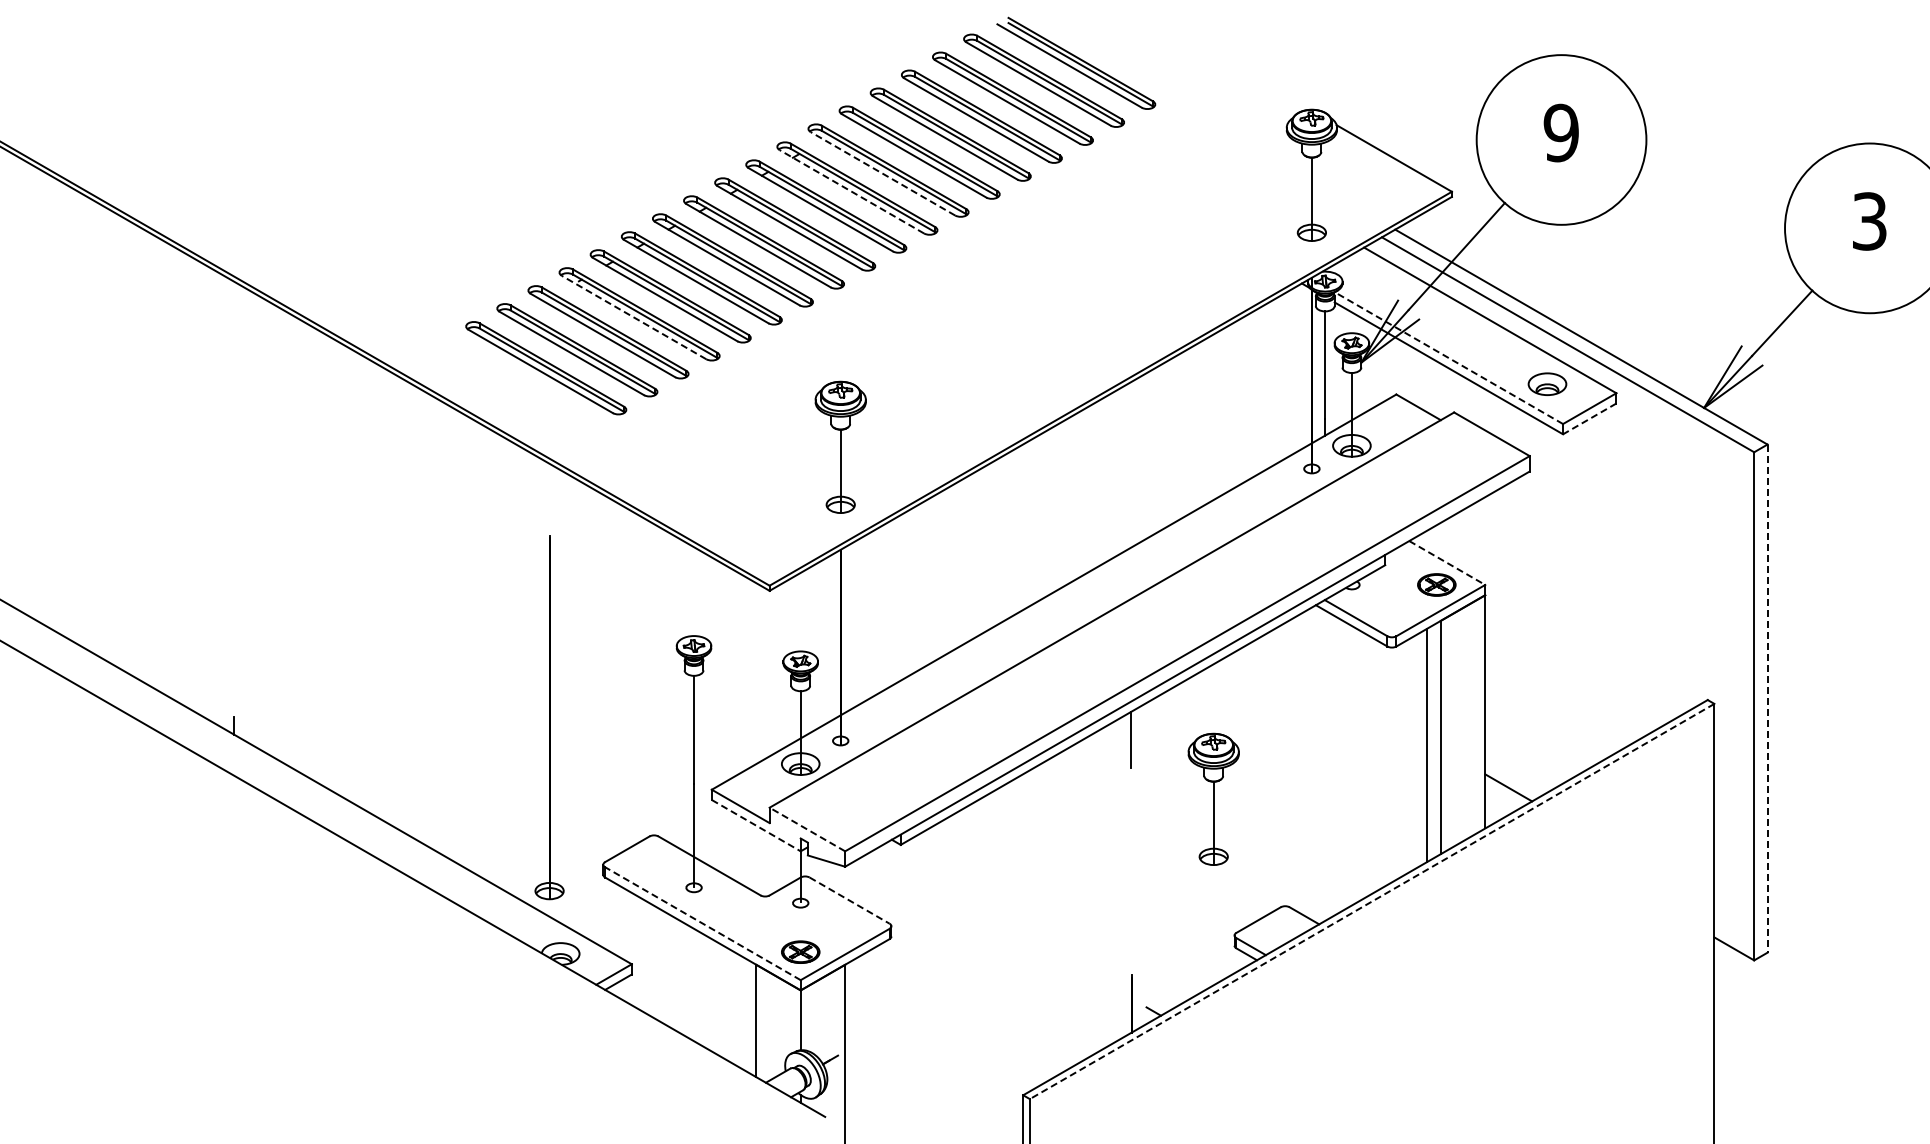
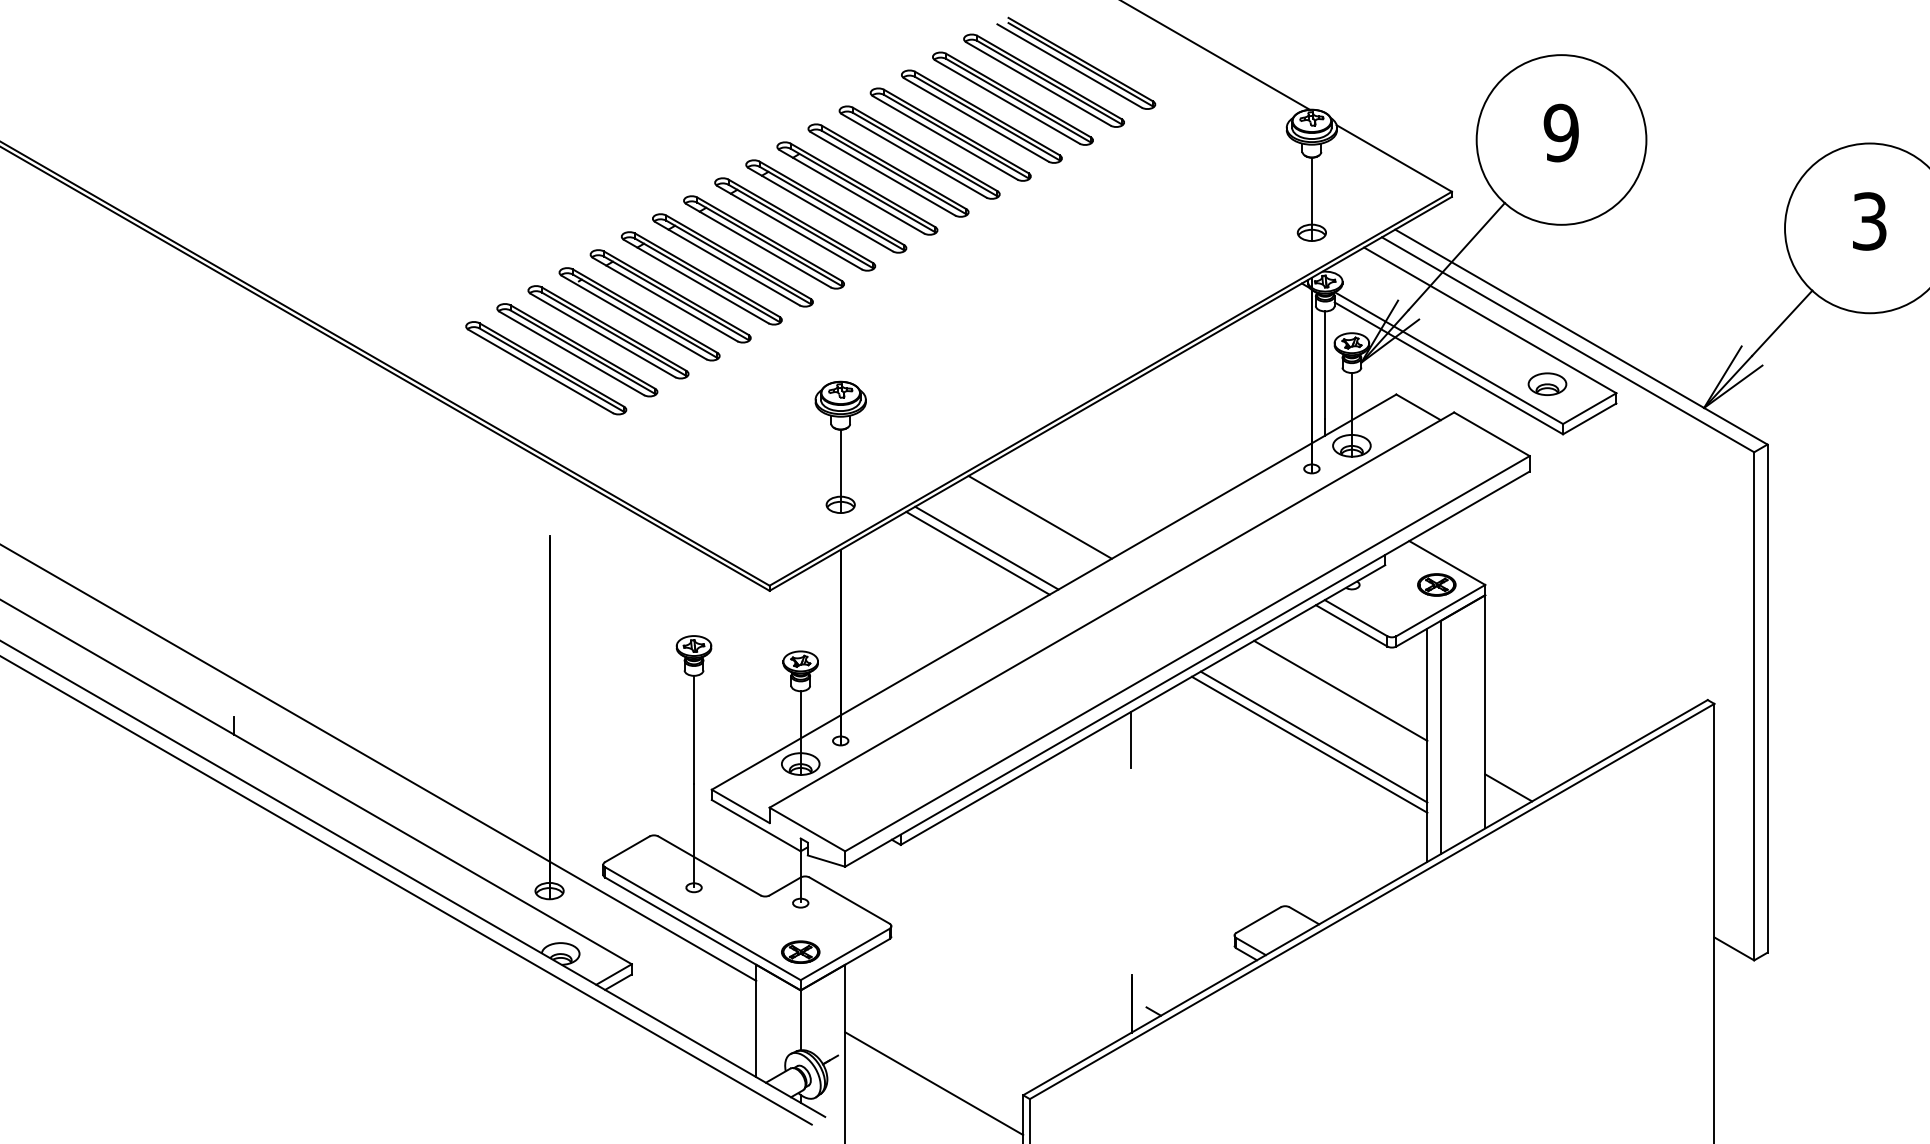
line: none -> present (1216, 55)
line: dashed -> solid (882, 173)
line: dashed -> solid (851, 191)
line: dashed -> solid (633, 317)
line: dashed -> solid (1448, 358)
line: dashed -> solid (1589, 418)
line: none -> present (1039, 517)
line: none -> present (986, 547)
line: none -> present (977, 552)
line: dashed -> solid (1447, 563)
line: none -> present (1340, 690)
line: dashed -> solid (1767, 699)
line: none -> present (1313, 736)
line: none -> present (1309, 744)
line: none -> present (379, 762)
part: present -> none (1213, 798)
line: dashed -> solid (756, 825)
line: dashed -> solid (807, 829)
line: none -> present (406, 890)
line: dashed -> solid (850, 900)
line: dashed -> solid (1371, 901)
line: dashed -> solid (702, 923)
line: none -> present (934, 1083)
